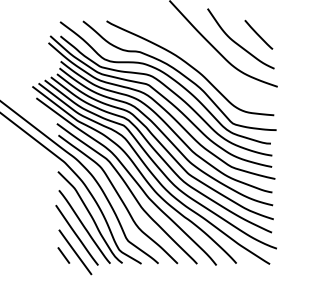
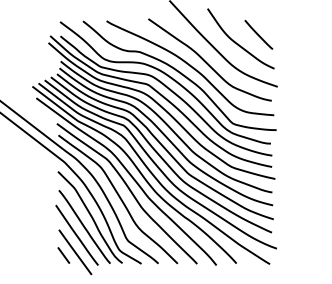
curve: none -> present (206, 61)
